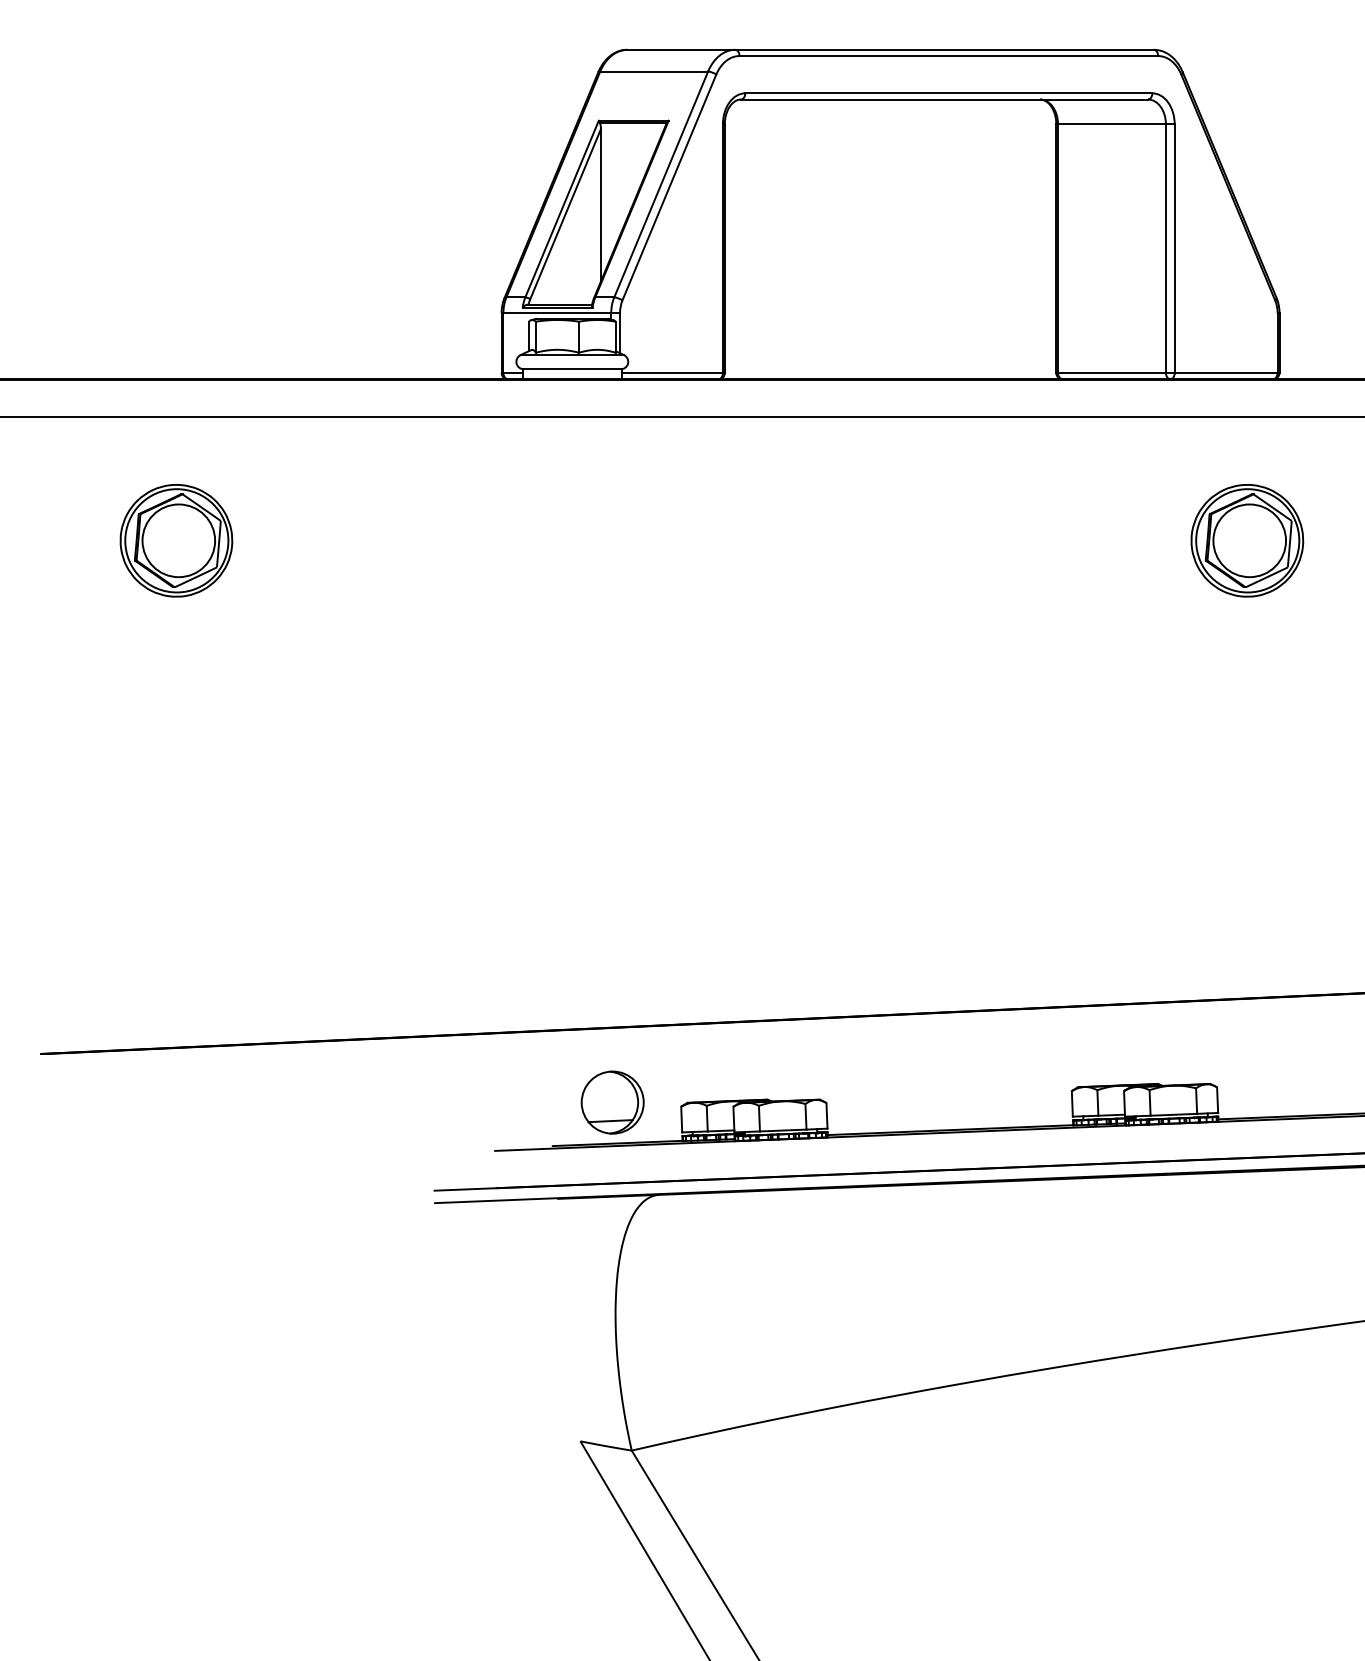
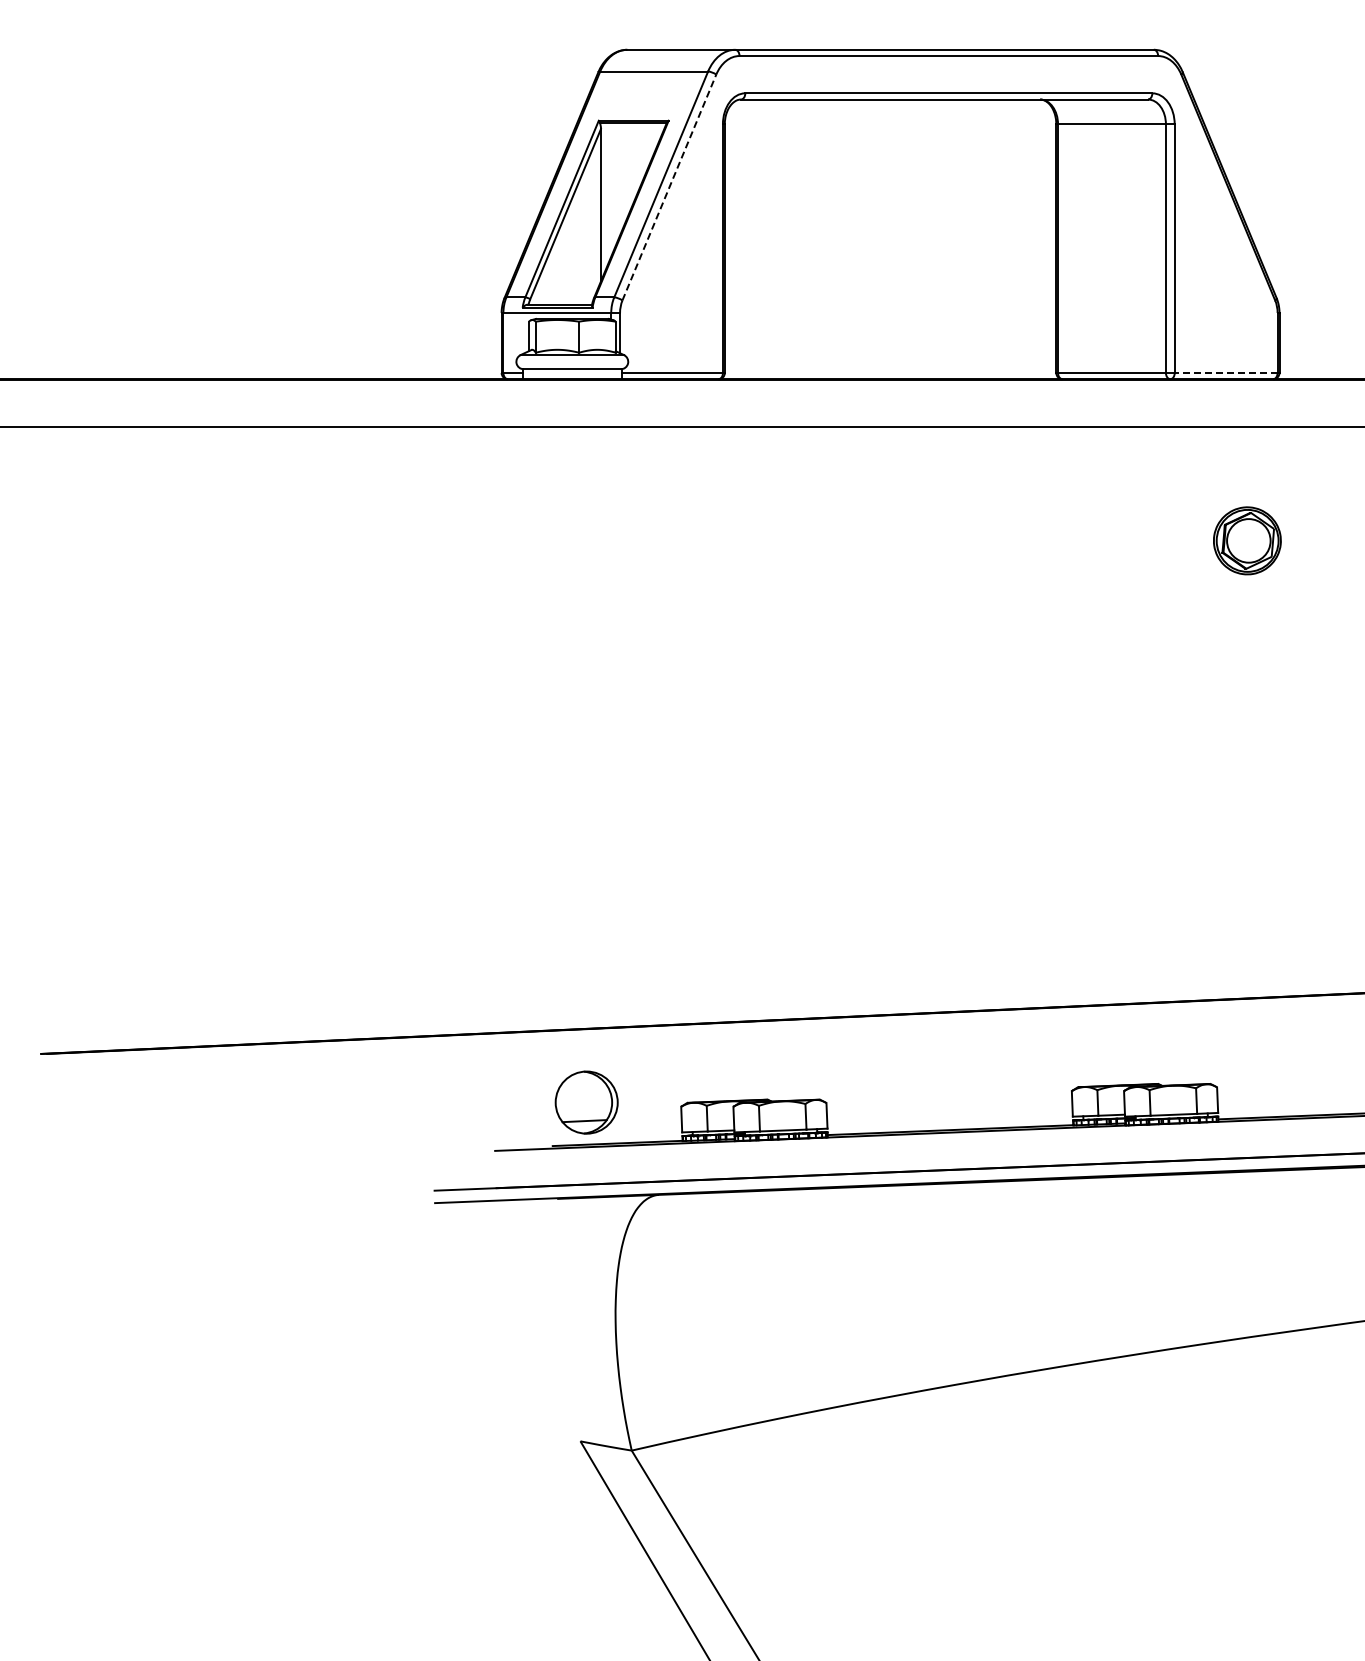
line: solid -> dashed (669, 187)
line: solid -> dashed (1225, 373)
line position: (681, 417) -> (681, 427) (681, 427)
part: present -> none (176, 540)
part size: 115x114 px -> 69x70 px (1247, 540)
part position: (612, 1102) -> (586, 1102) (586, 1102)
